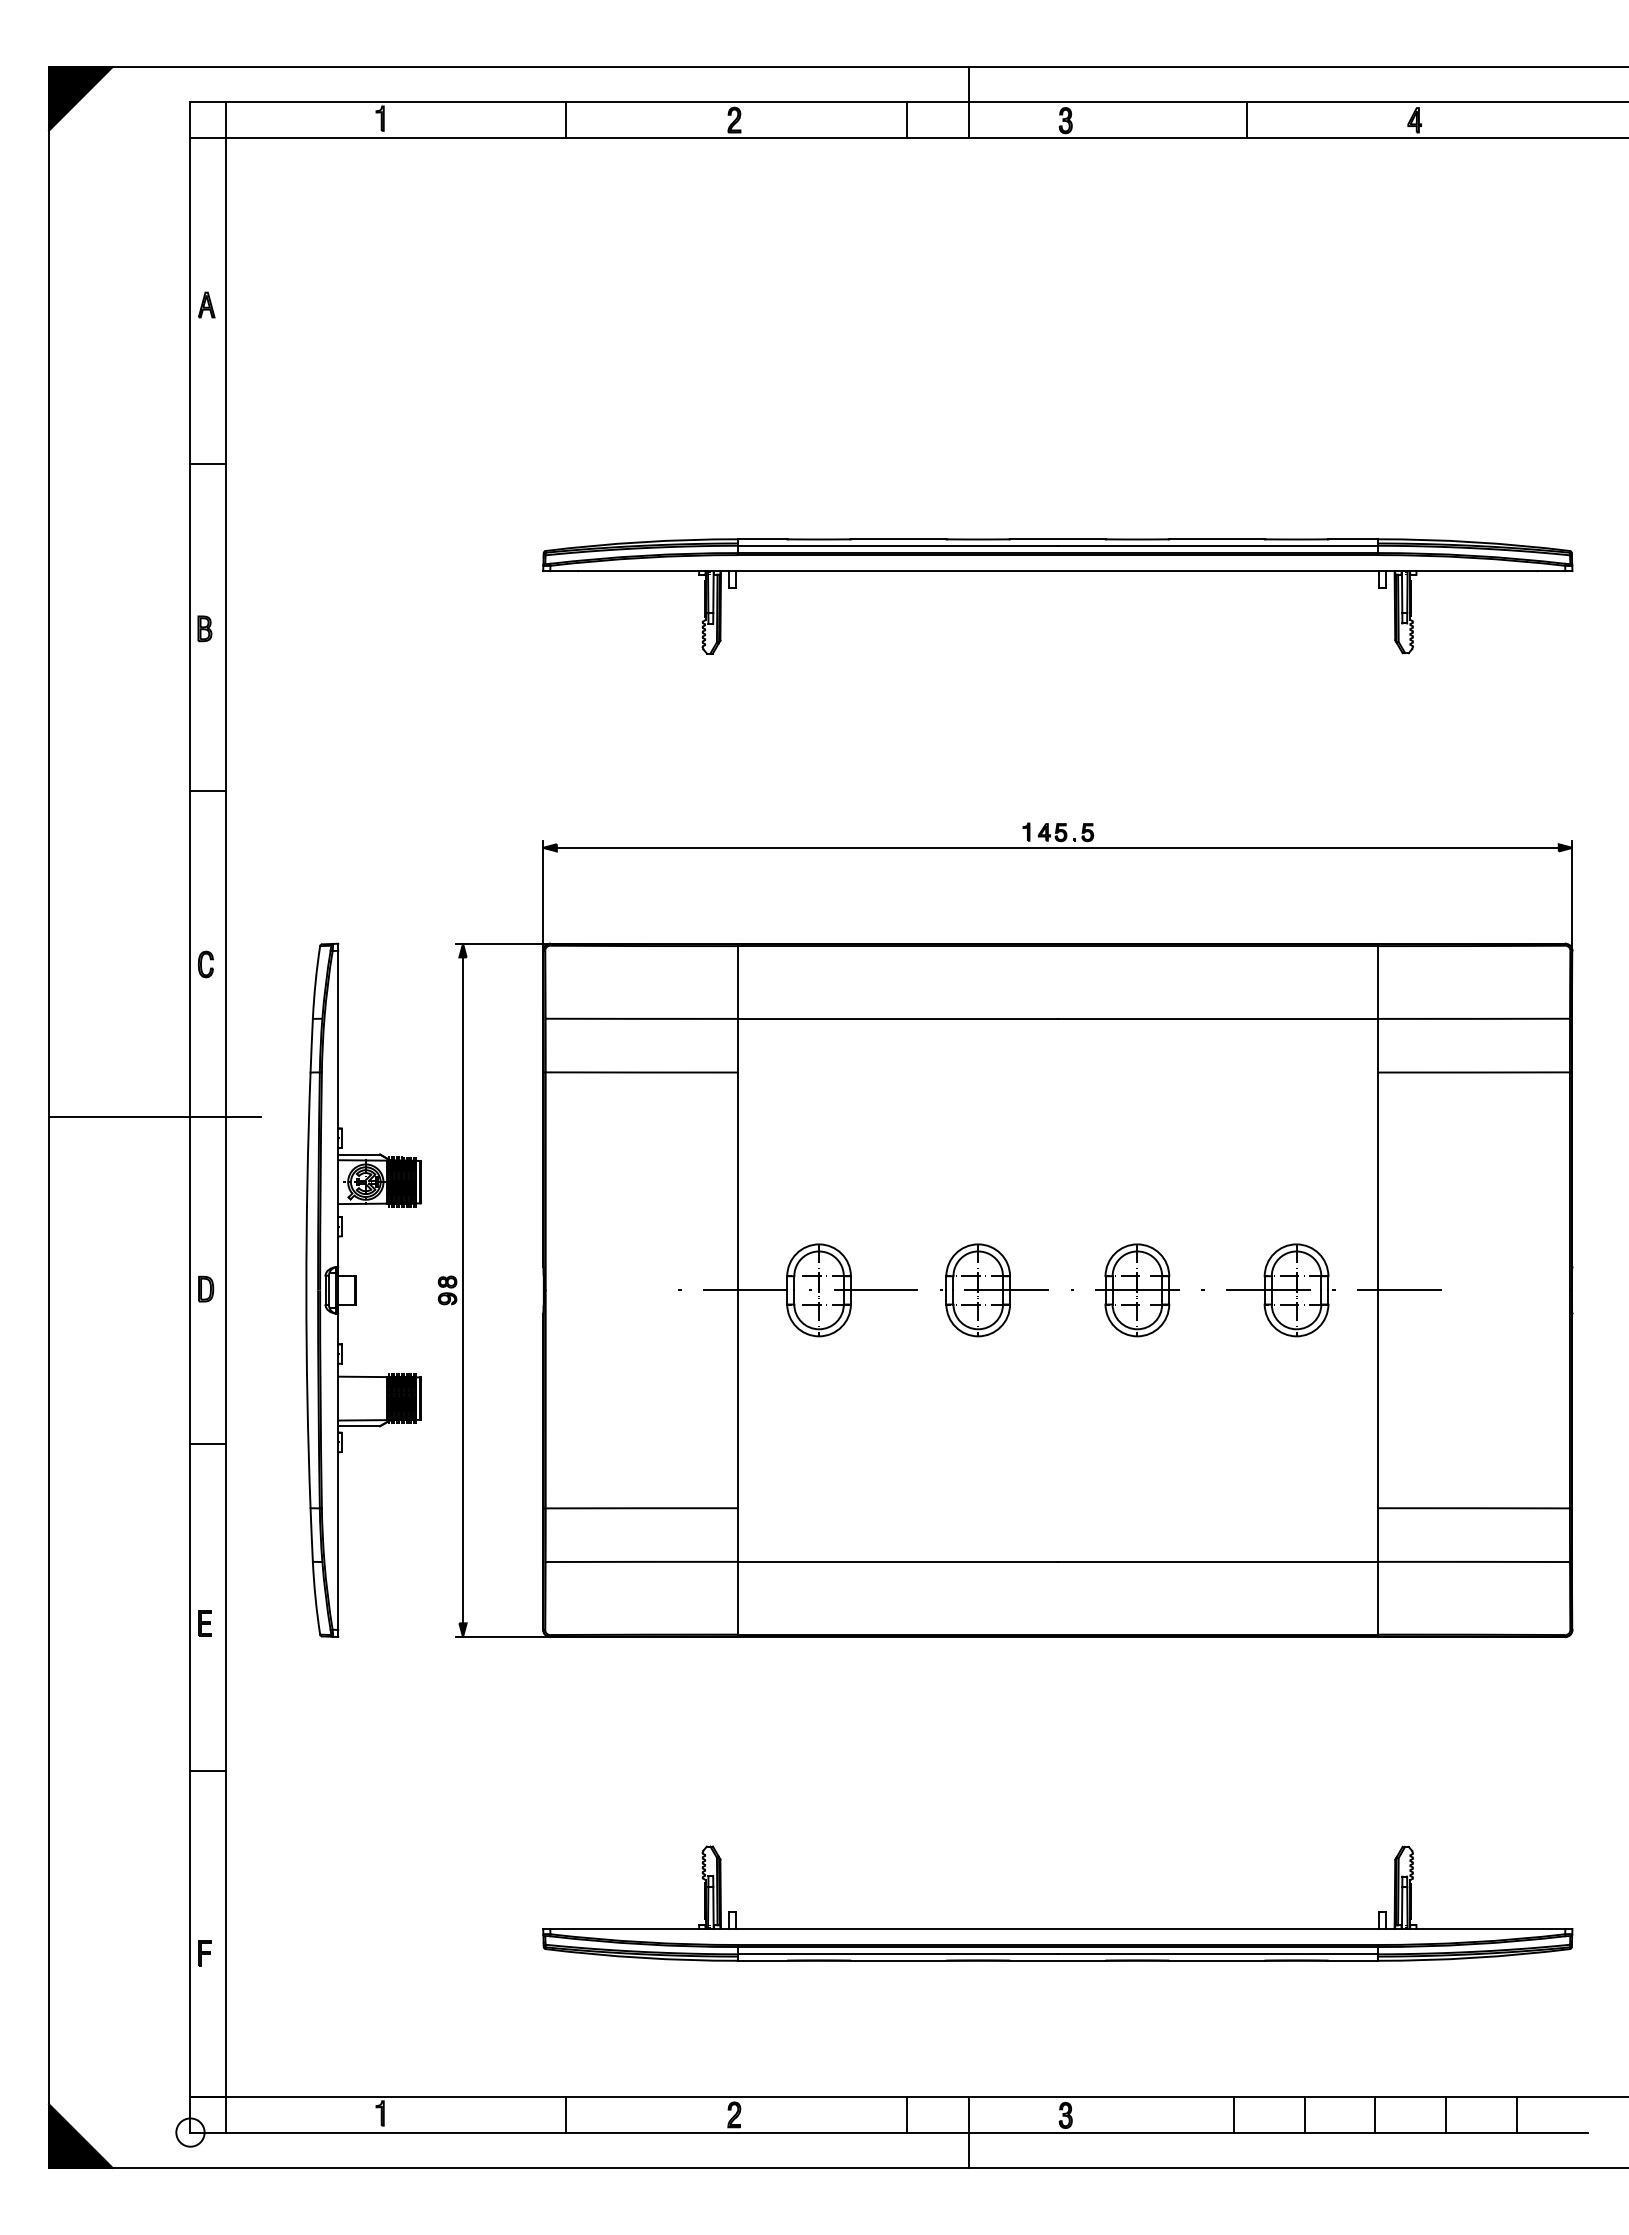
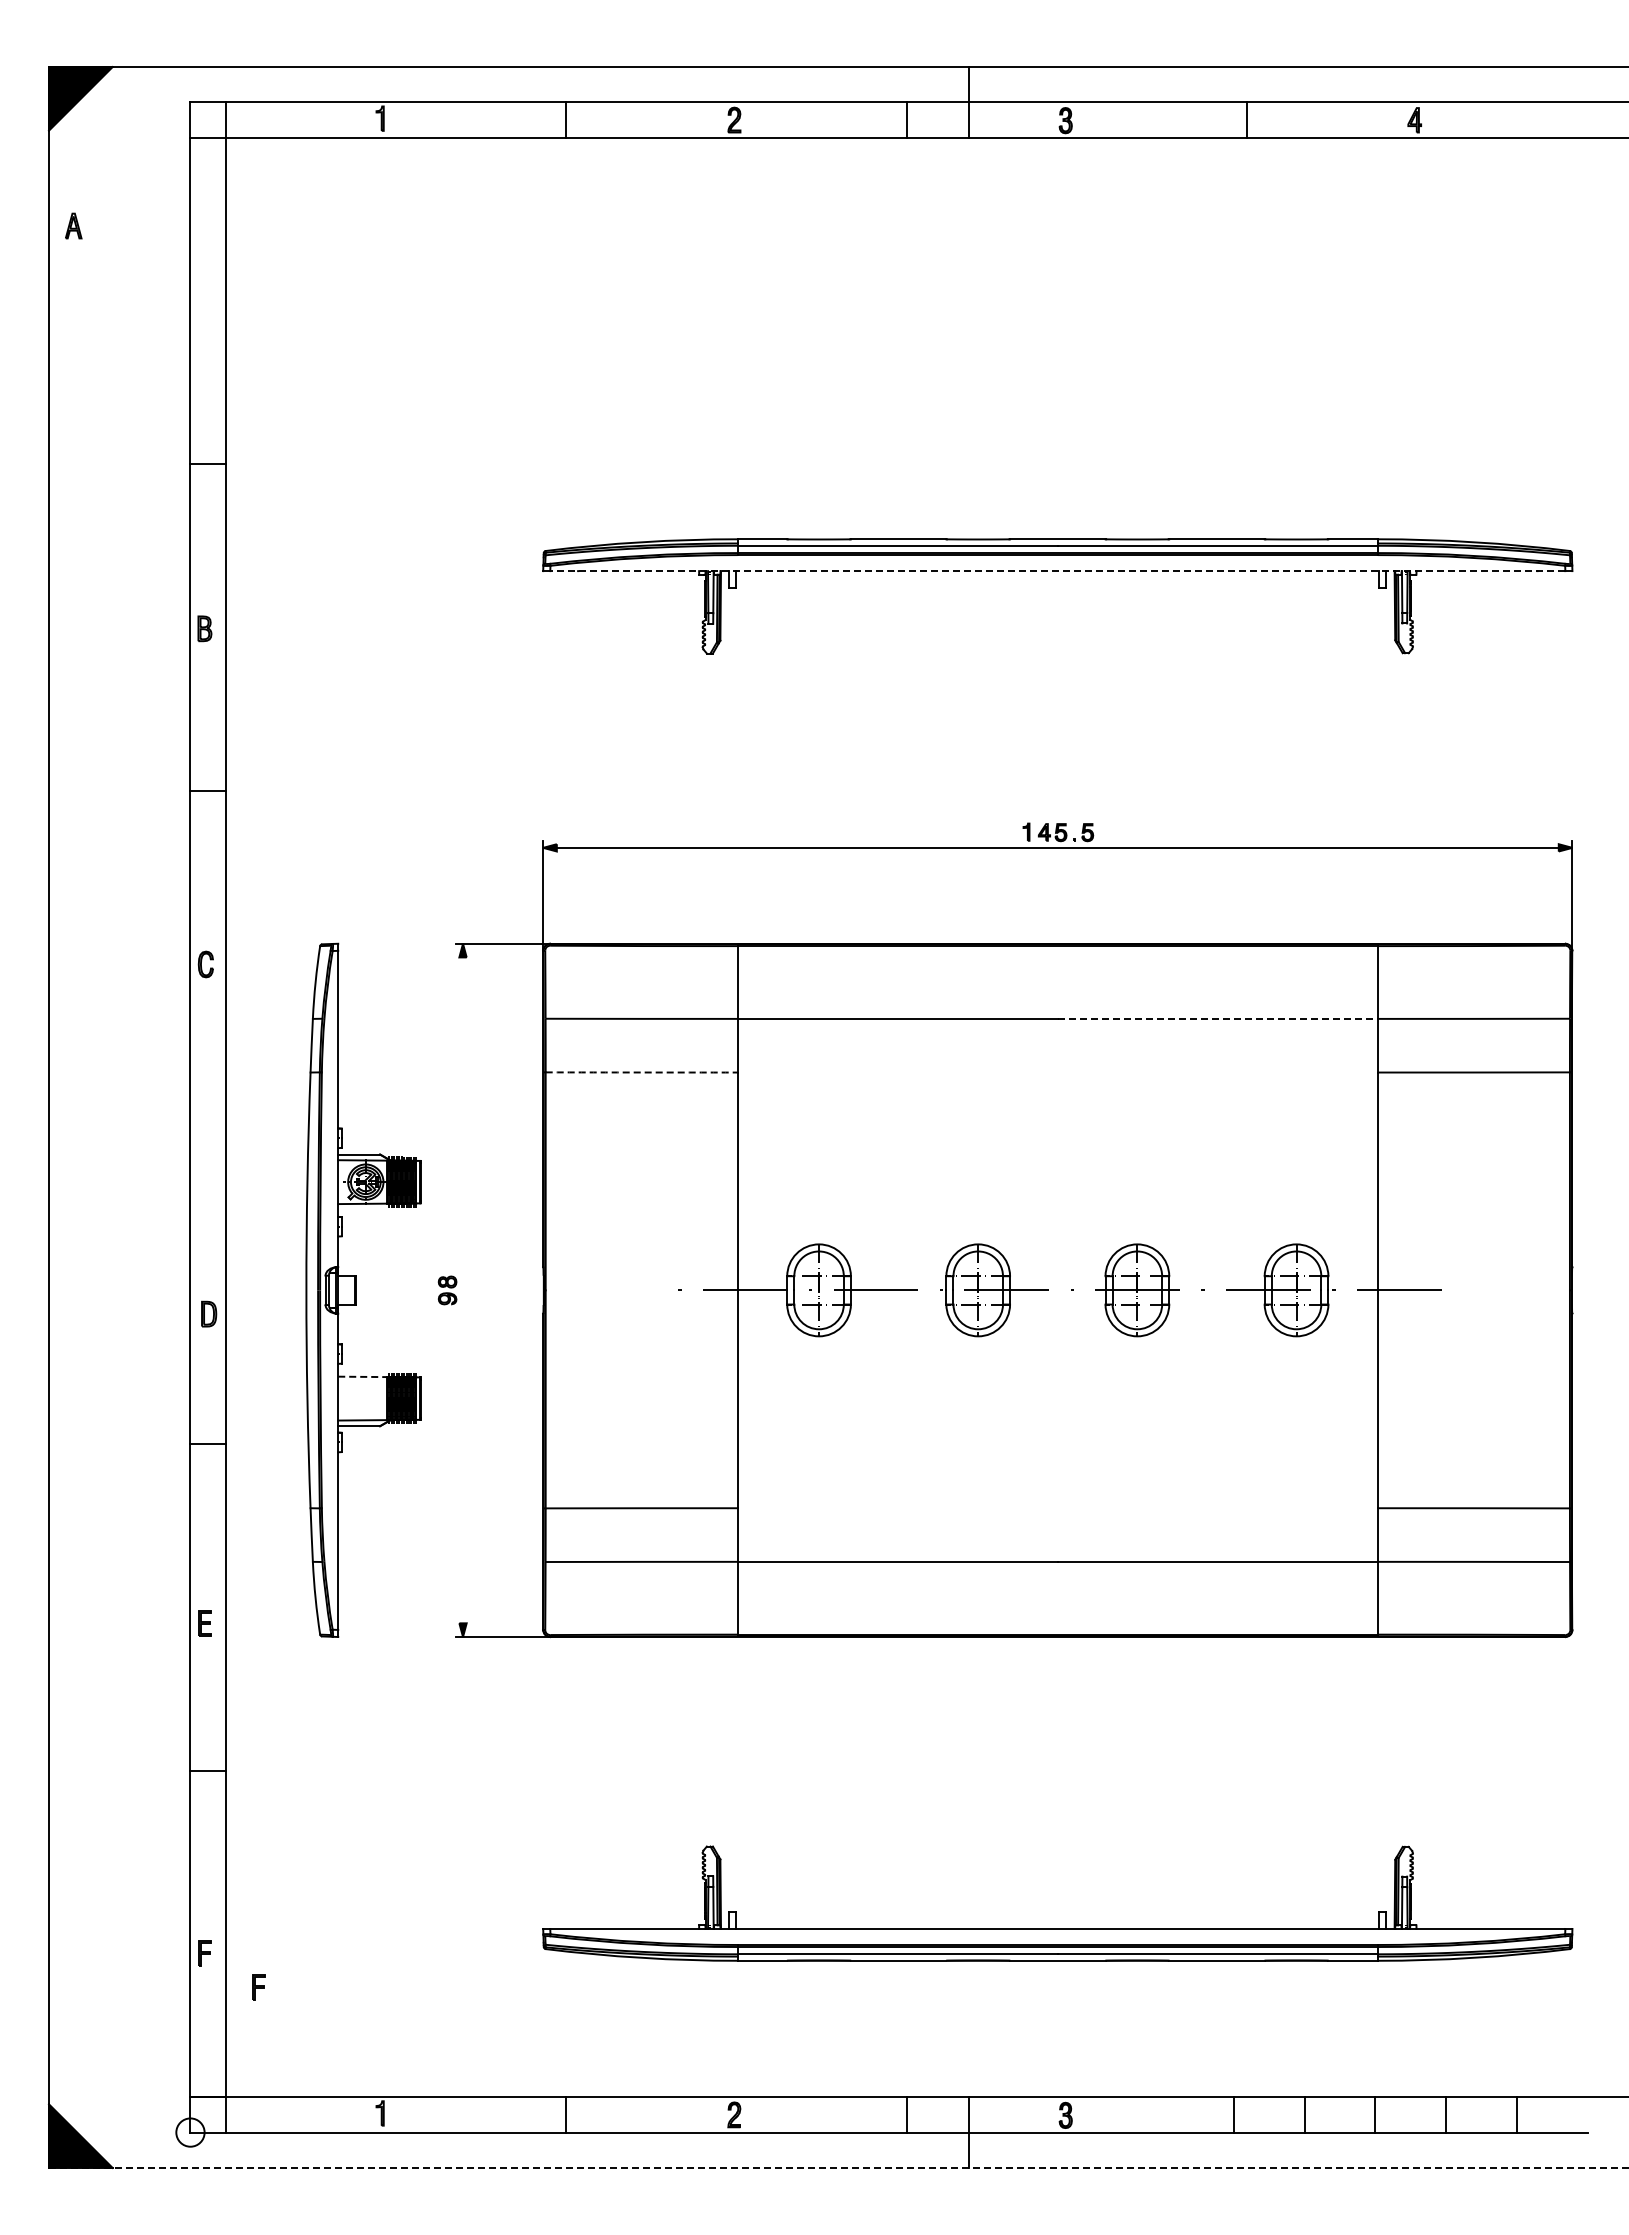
part position: (206, 304) -> (73, 225) (73, 225)
line: solid -> dashed (1057, 571)
line: solid -> dashed (1218, 1018)
arc: solid -> dashed (641, 1072)
line: present -> none (155, 1117)
part position: (206, 1288) -> (209, 1313) (209, 1313)
line: present -> none (463, 1290)
line: solid -> dashed (363, 1376)
part: none -> present (258, 1987)
line: solid -> dashed (839, 2167)
